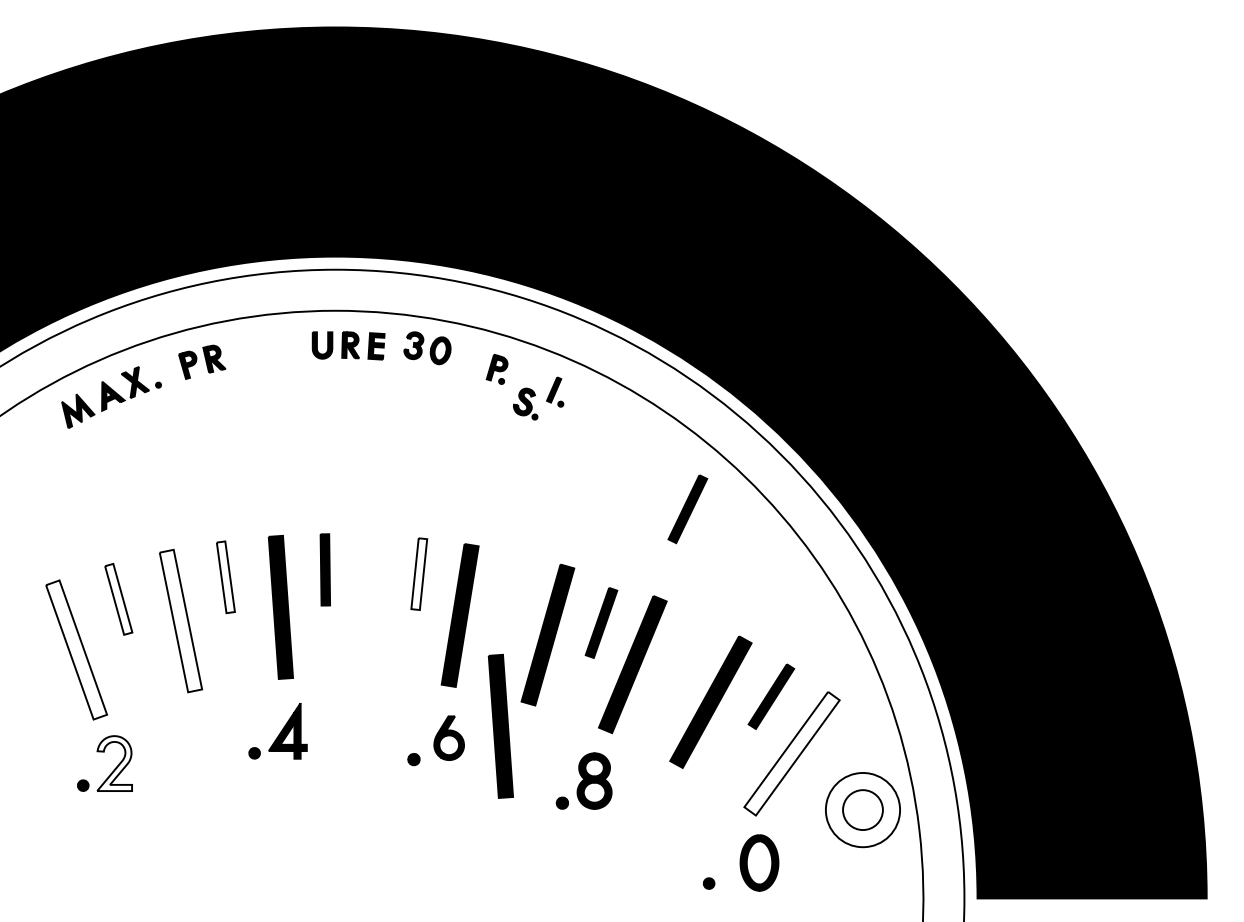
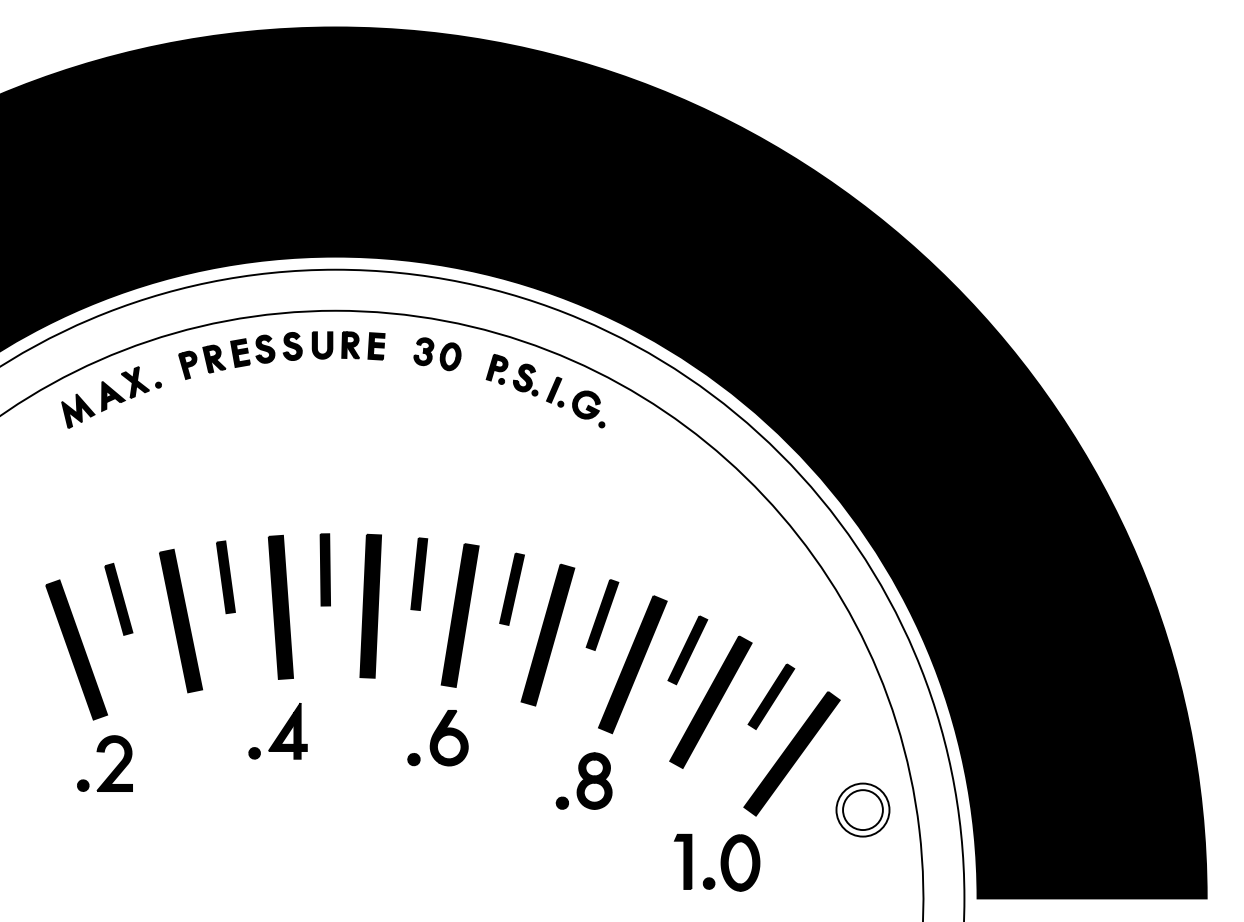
part position: (427, 348) -> (437, 354) (437, 354)
part: none -> present (266, 349)
part position: (525, 403) -> (525, 379) (525, 379)
part: none -> present (588, 409)
part position: (687, 509) -> (687, 650) (687, 650)
fill: none -> present (419, 574)
fill: none -> present (225, 577)
part: none -> present (511, 588)
fill: none -> present (118, 598)
part: none -> present (370, 605)
fill: none -> present (180, 620)
part position: (601, 622) -> (602, 614) (602, 614)
fill: none -> present (76, 649)
part: present -> none (500, 725)
part size: 32x46 px -> 40x57 px (448, 738)
fill: none -> present (791, 753)
fill: none -> present (114, 763)
circle diameter: 74 px -> 53 px (862, 809)
part: none -> present (682, 861)
part position: (759, 862) -> (740, 862) (740, 862)
